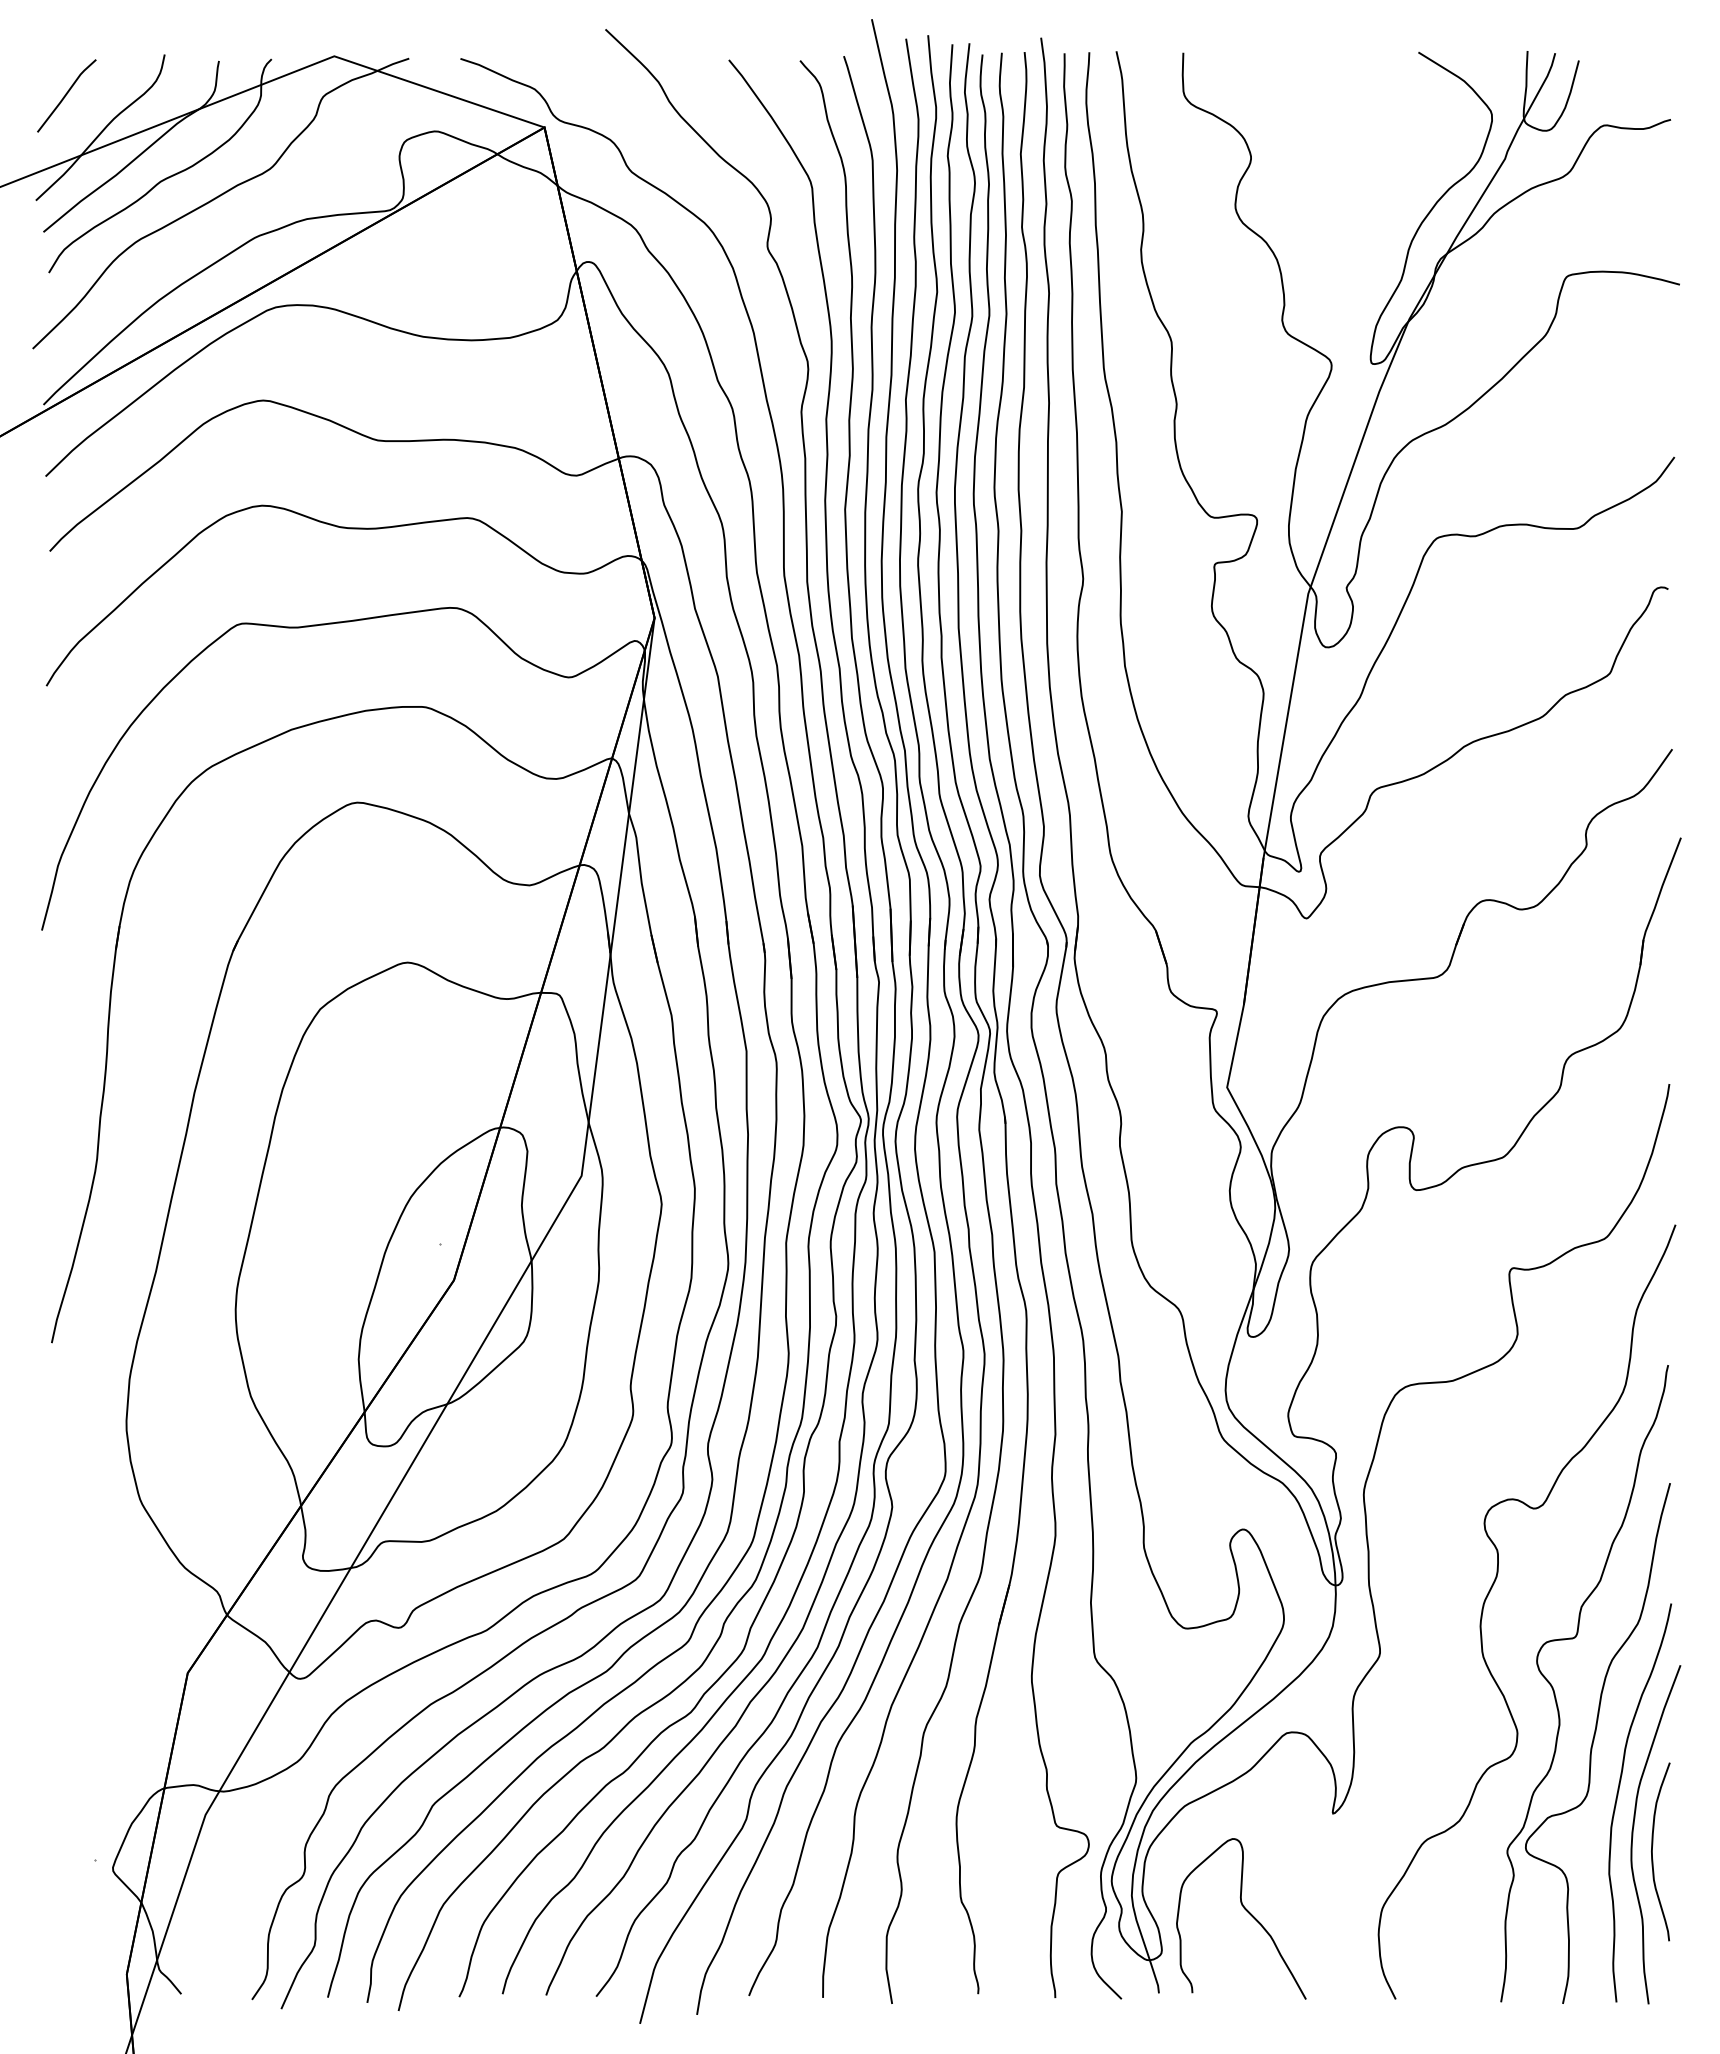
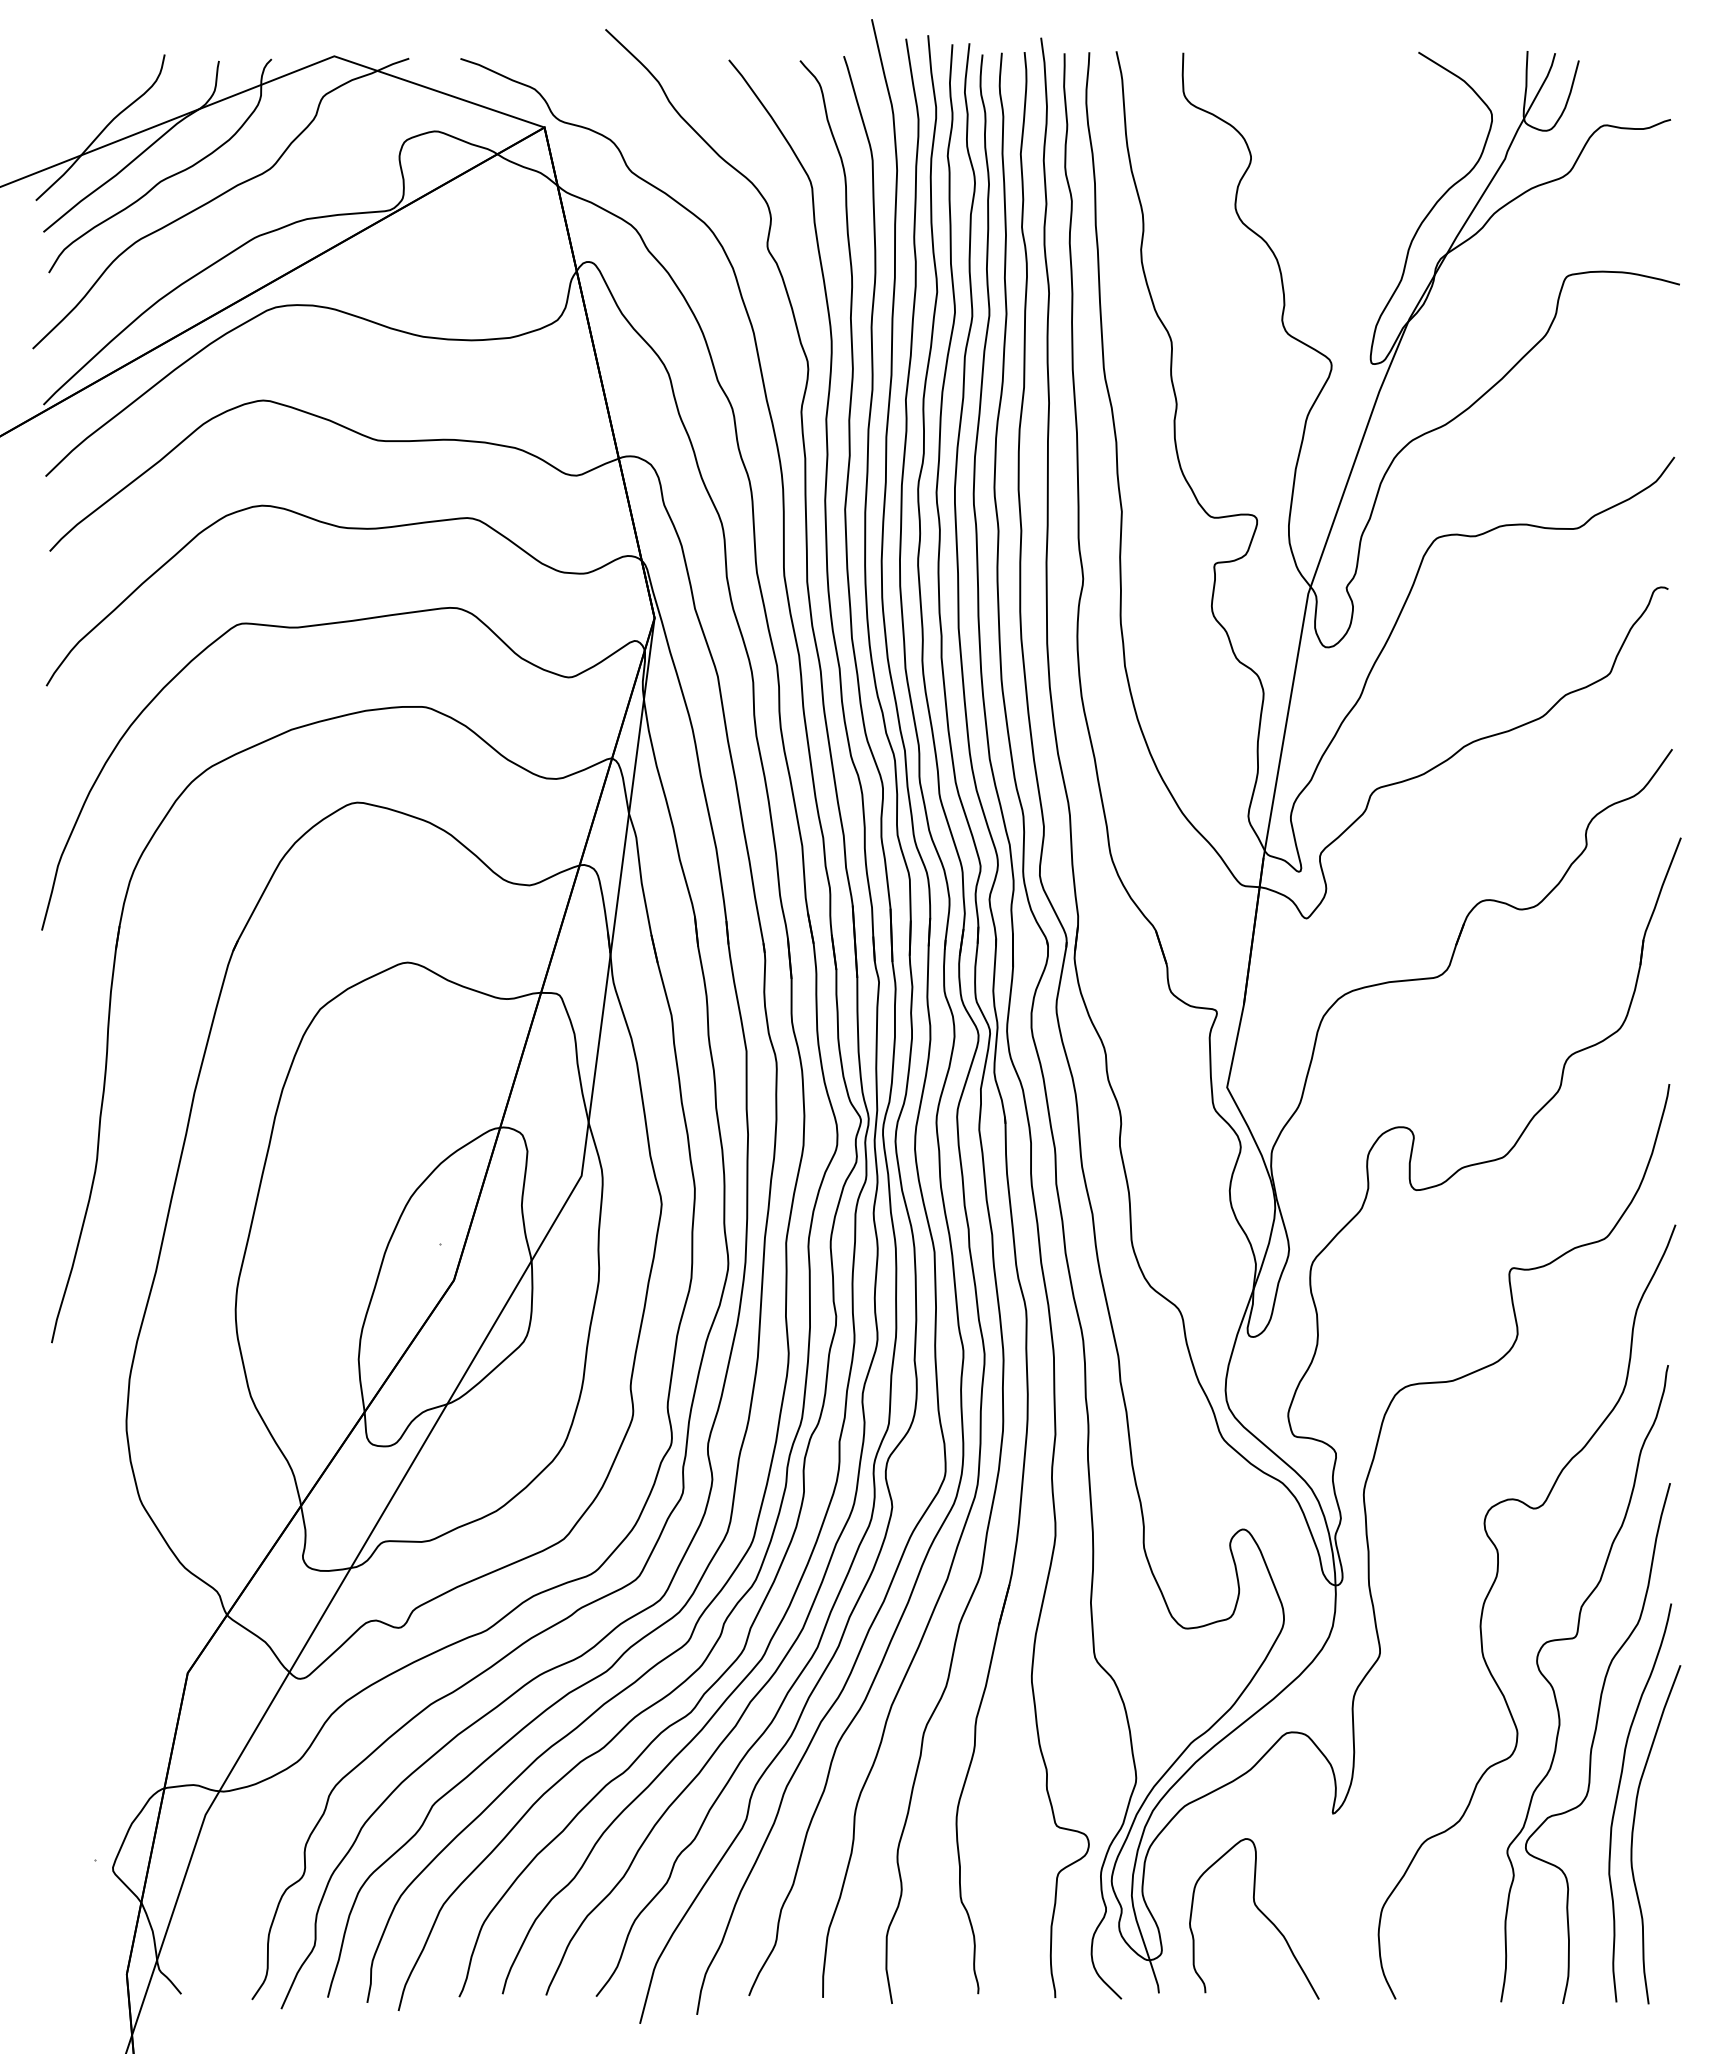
line: present -> none (66, 95)
curve: present -> none (1652, 1851)
curve position: (1247, 1912) -> (1260, 1912) (1260, 1912)
